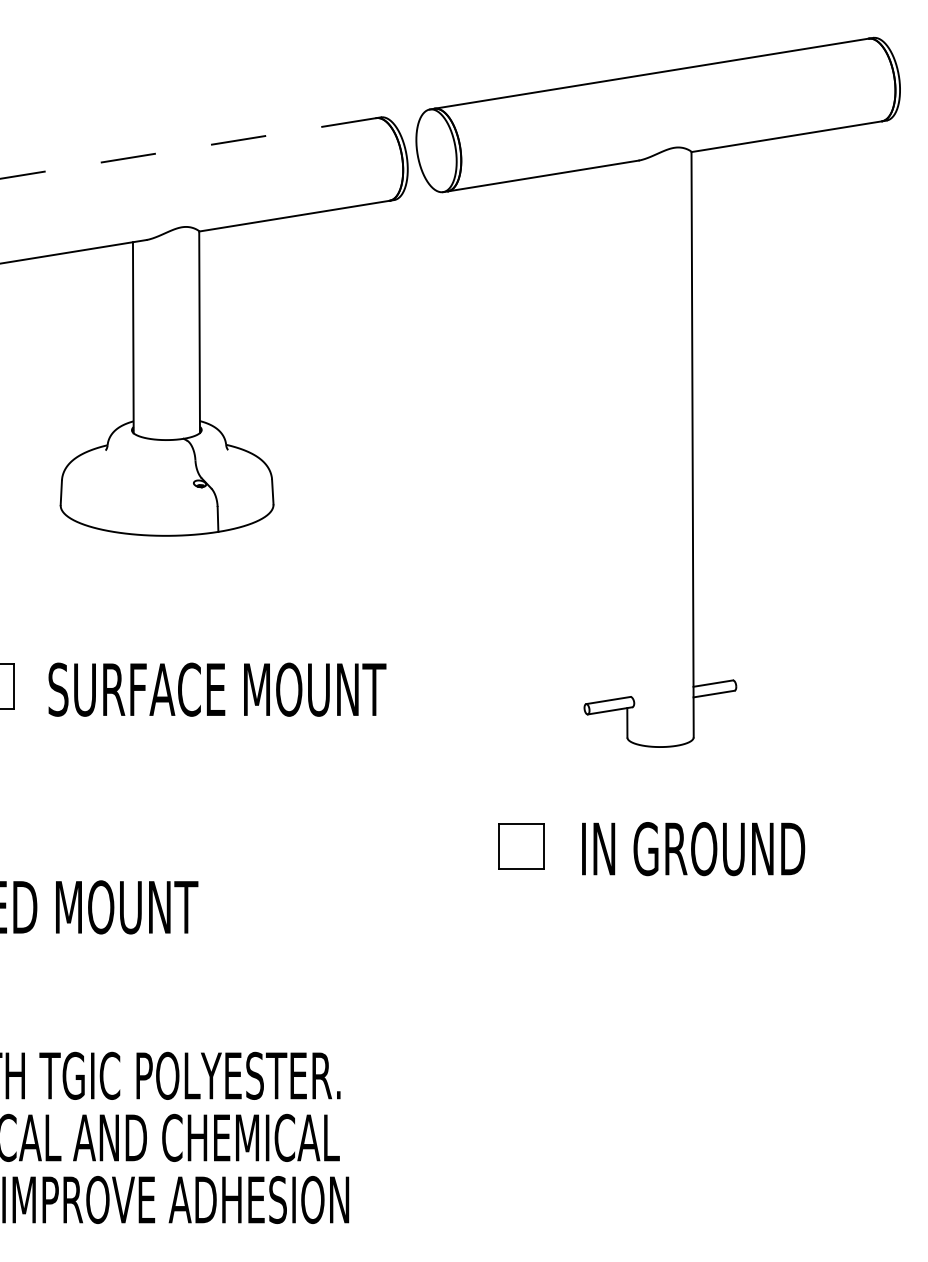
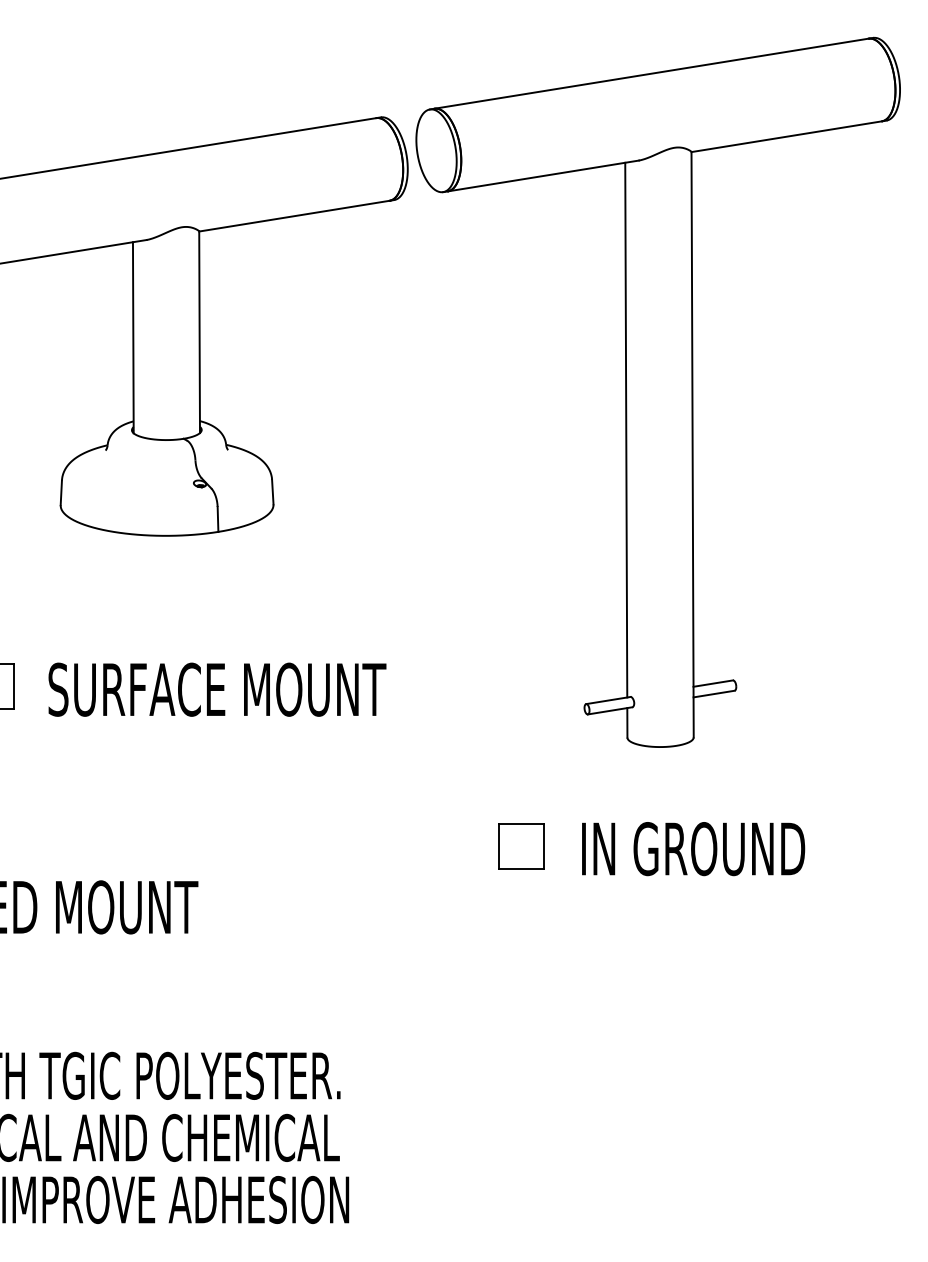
line: dashed -> solid (187, 148)
line: none -> present (626, 429)
